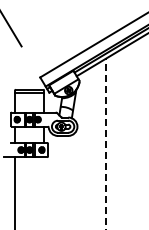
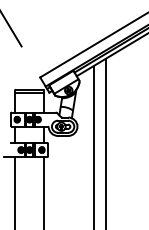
line: dashed -> solid (105, 144)
line: none -> present (93, 146)
line: none -> present (43, 191)
